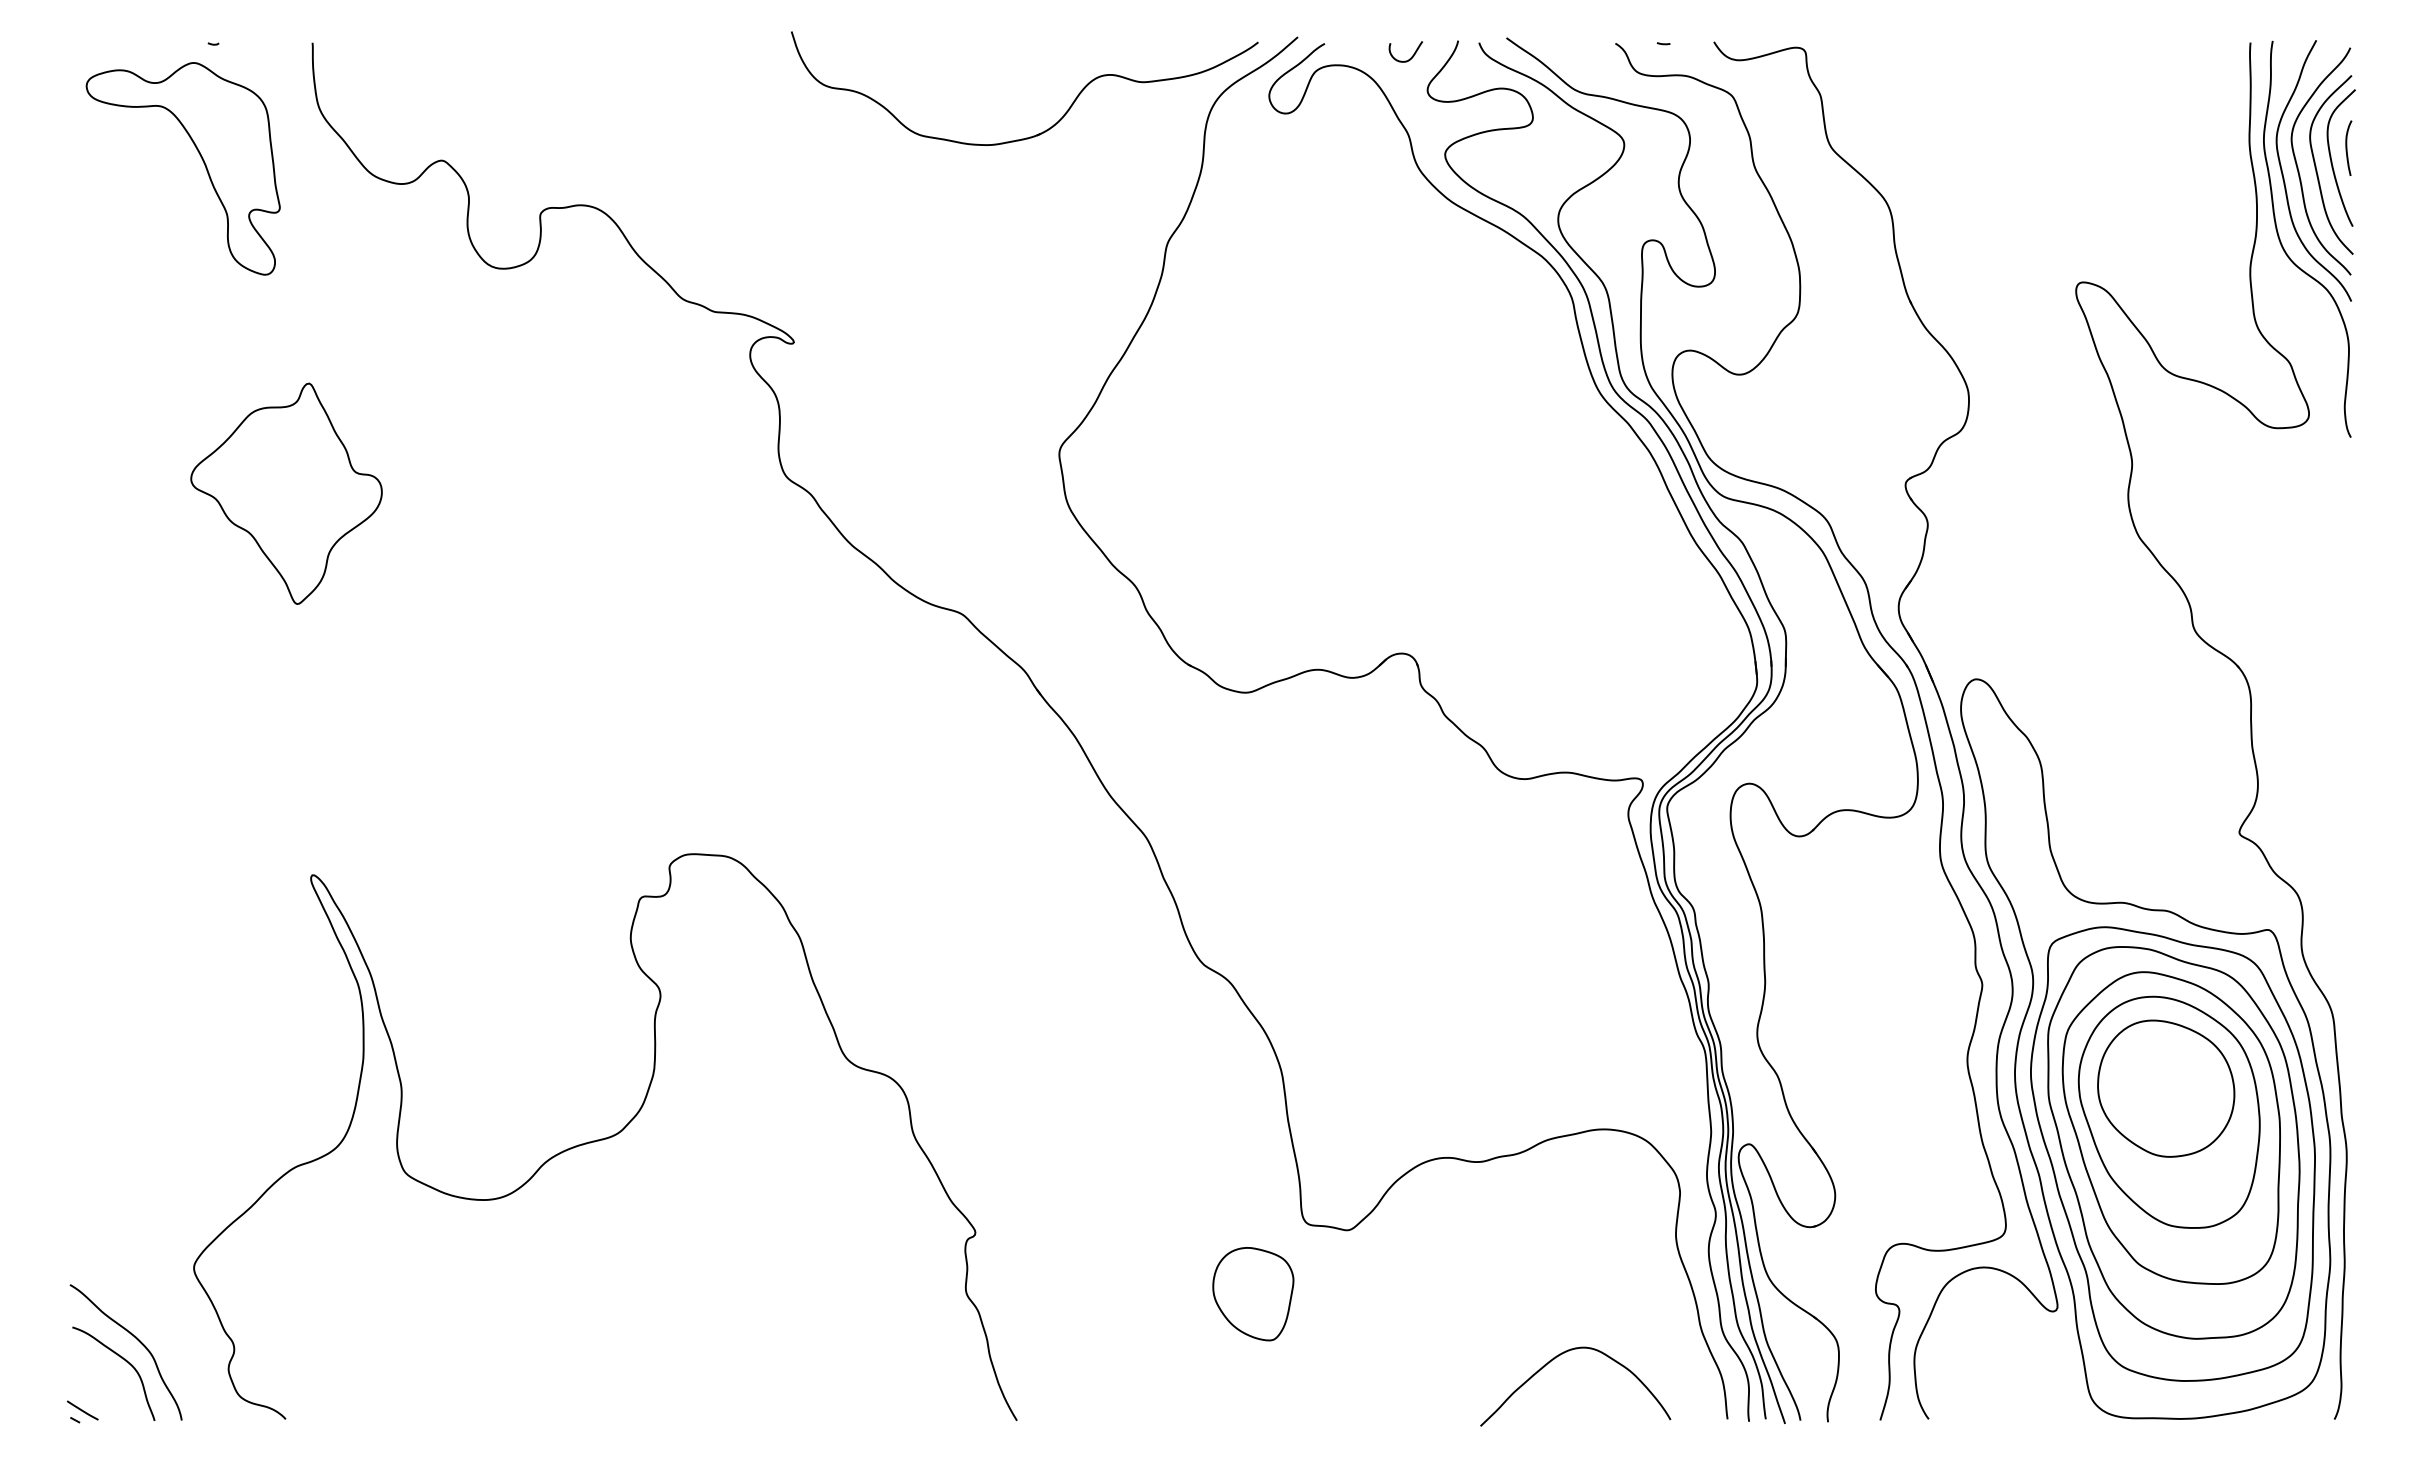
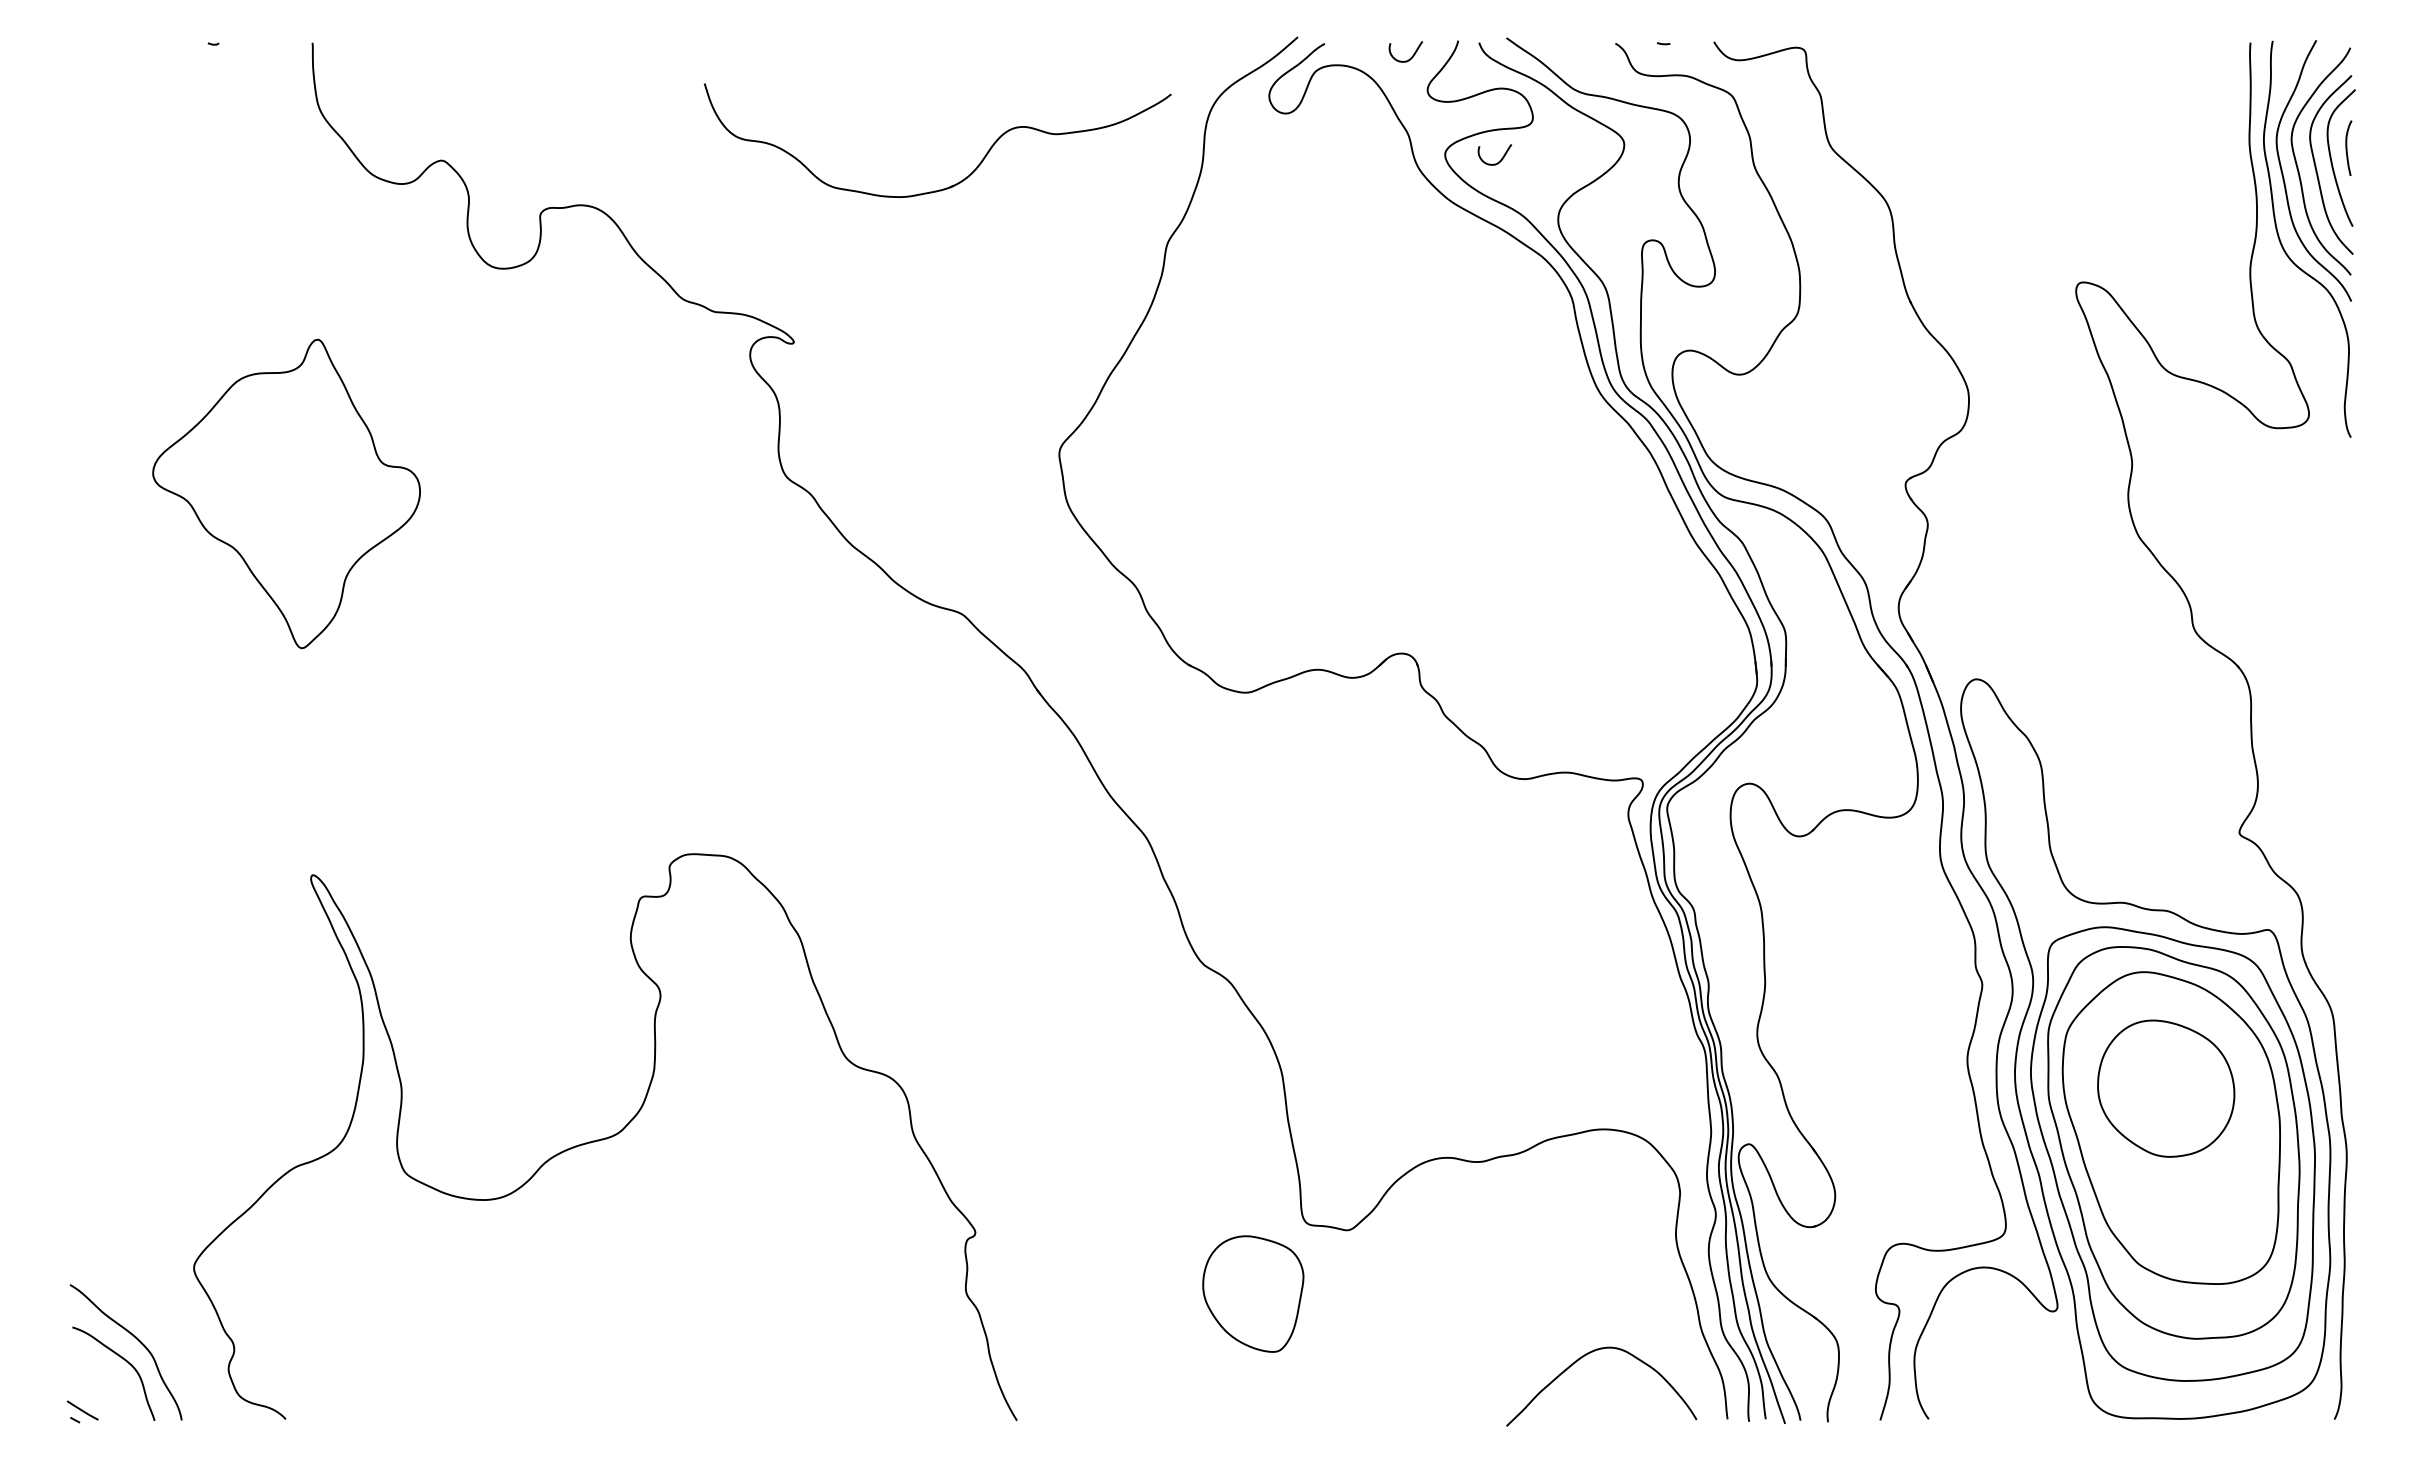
part position: (1053, 124) -> (966, 176) (966, 176)
part: present -> none (201, 159)
curve: none -> present (1500, 159)
part size: 193x223 px -> 269x312 px (286, 493)
part: present -> none (2168, 1111)
part size: 83x95 px -> 103x118 px (1253, 1293)
curve position: (1553, 1360) -> (1579, 1360) (1579, 1360)
